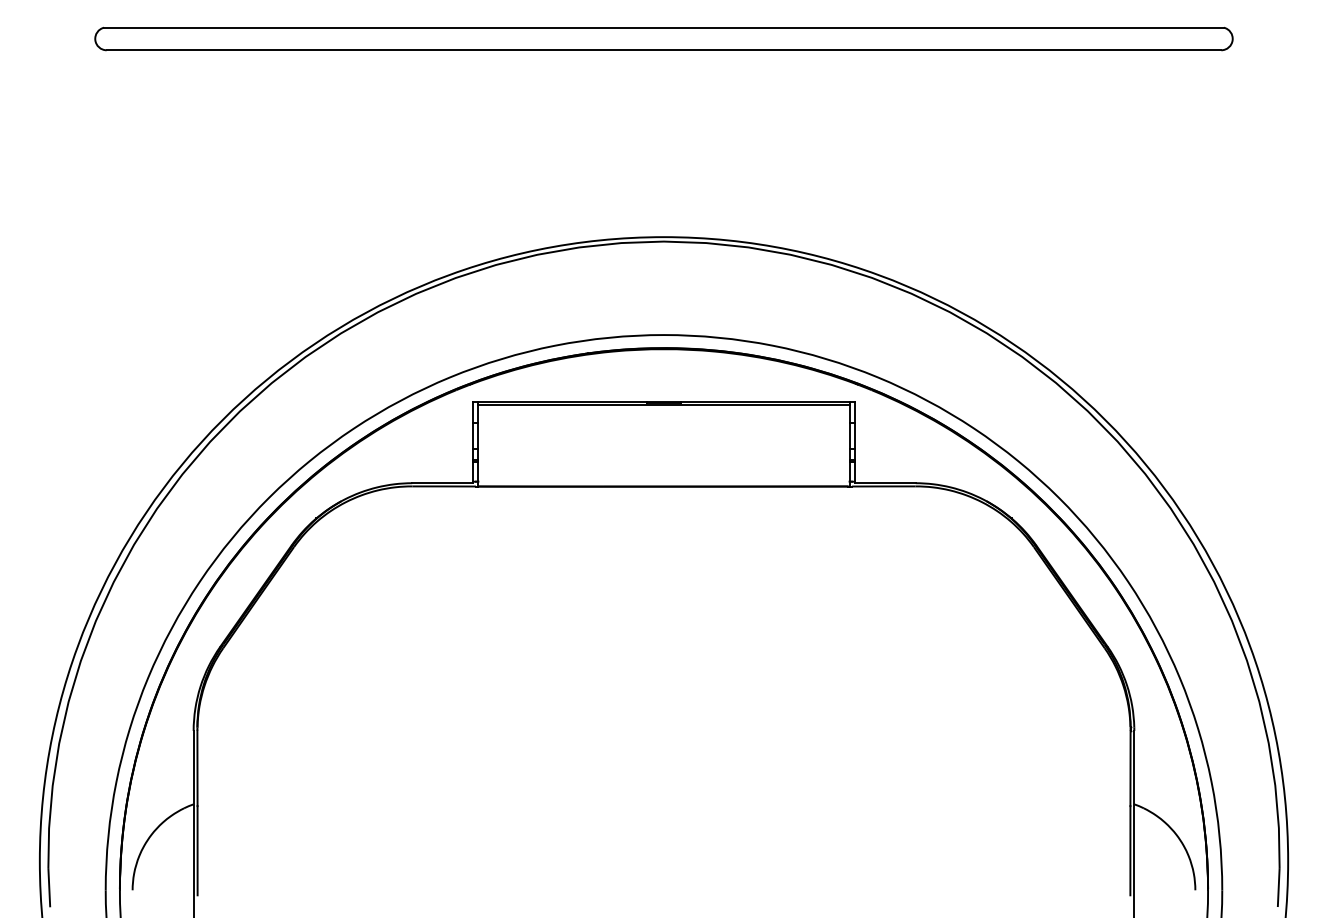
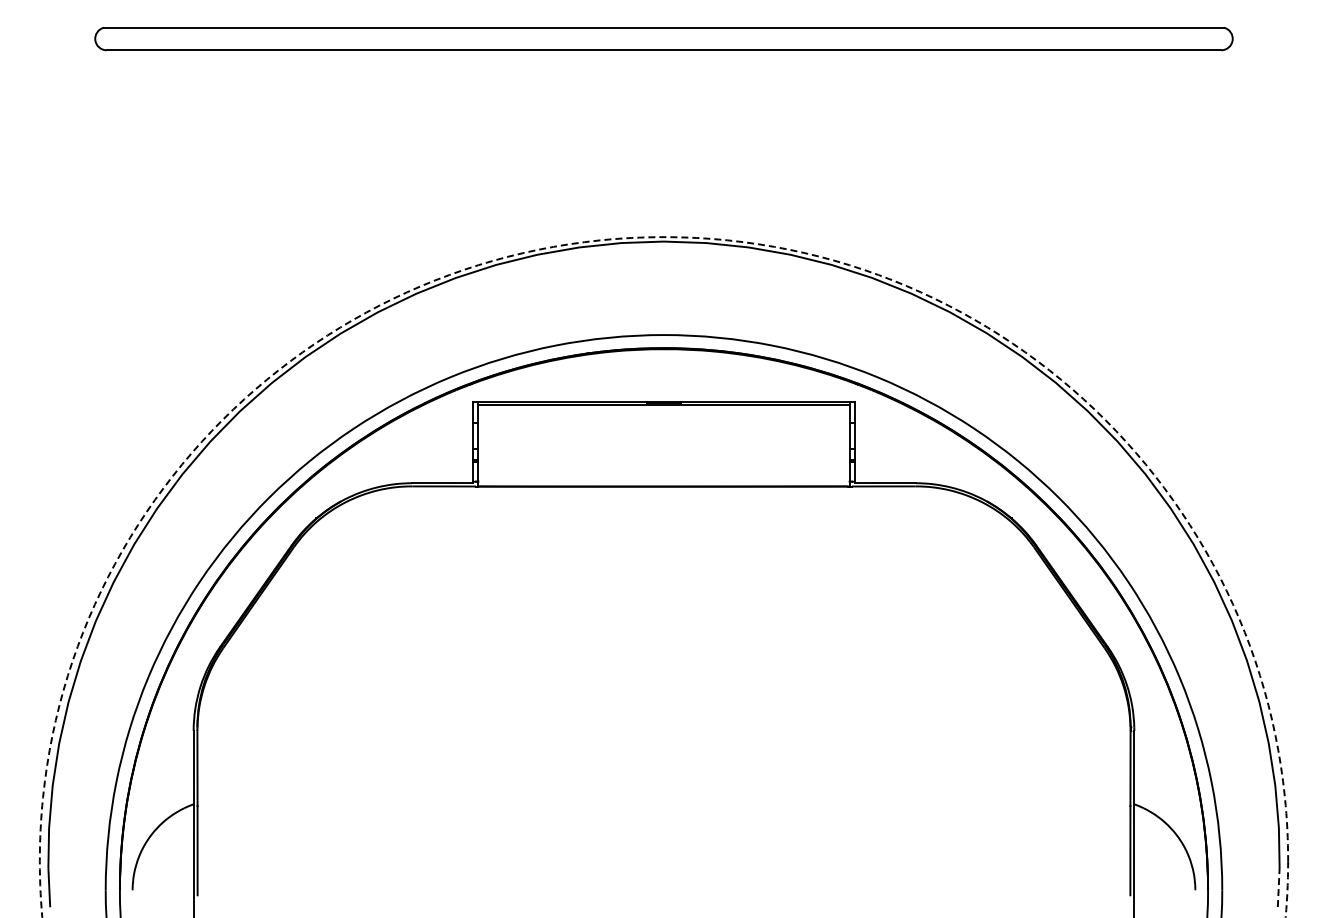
circle: solid -> dashed (663, 577)
line: solid -> dashed (1278, 887)
